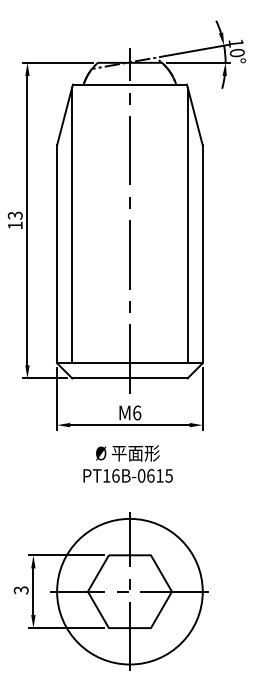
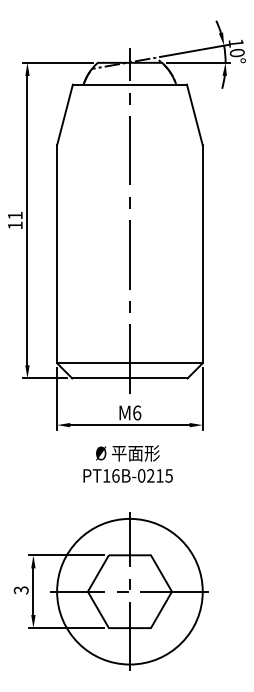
text: 13 -> 11 (14, 215)
line: present -> none (72, 225)
line: present -> none (187, 225)
text: PT16B-0615 -> PT16B-0215 (150, 475)
